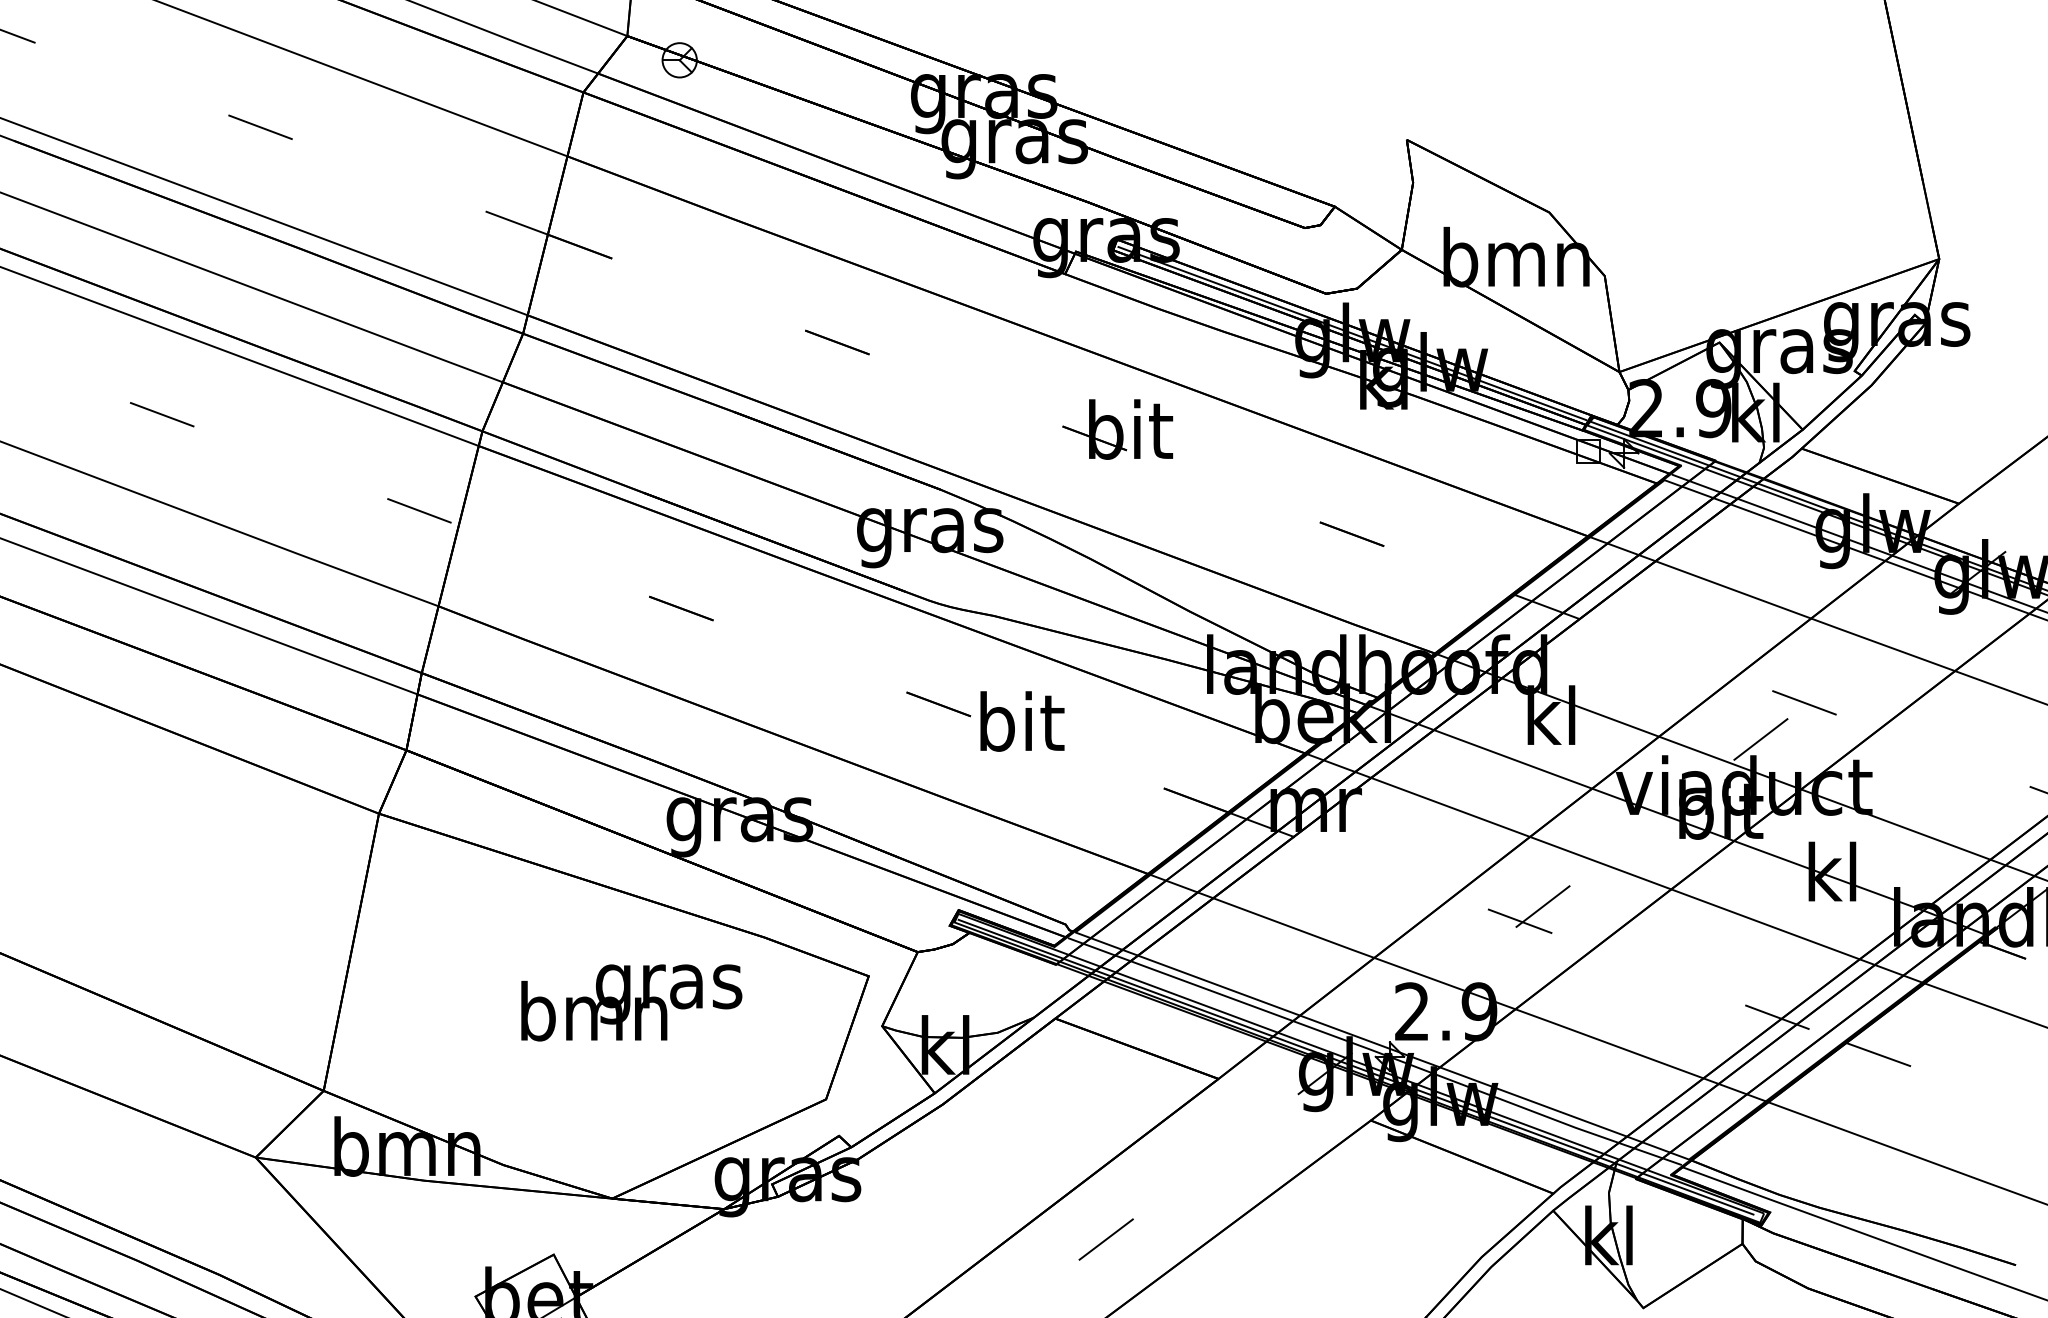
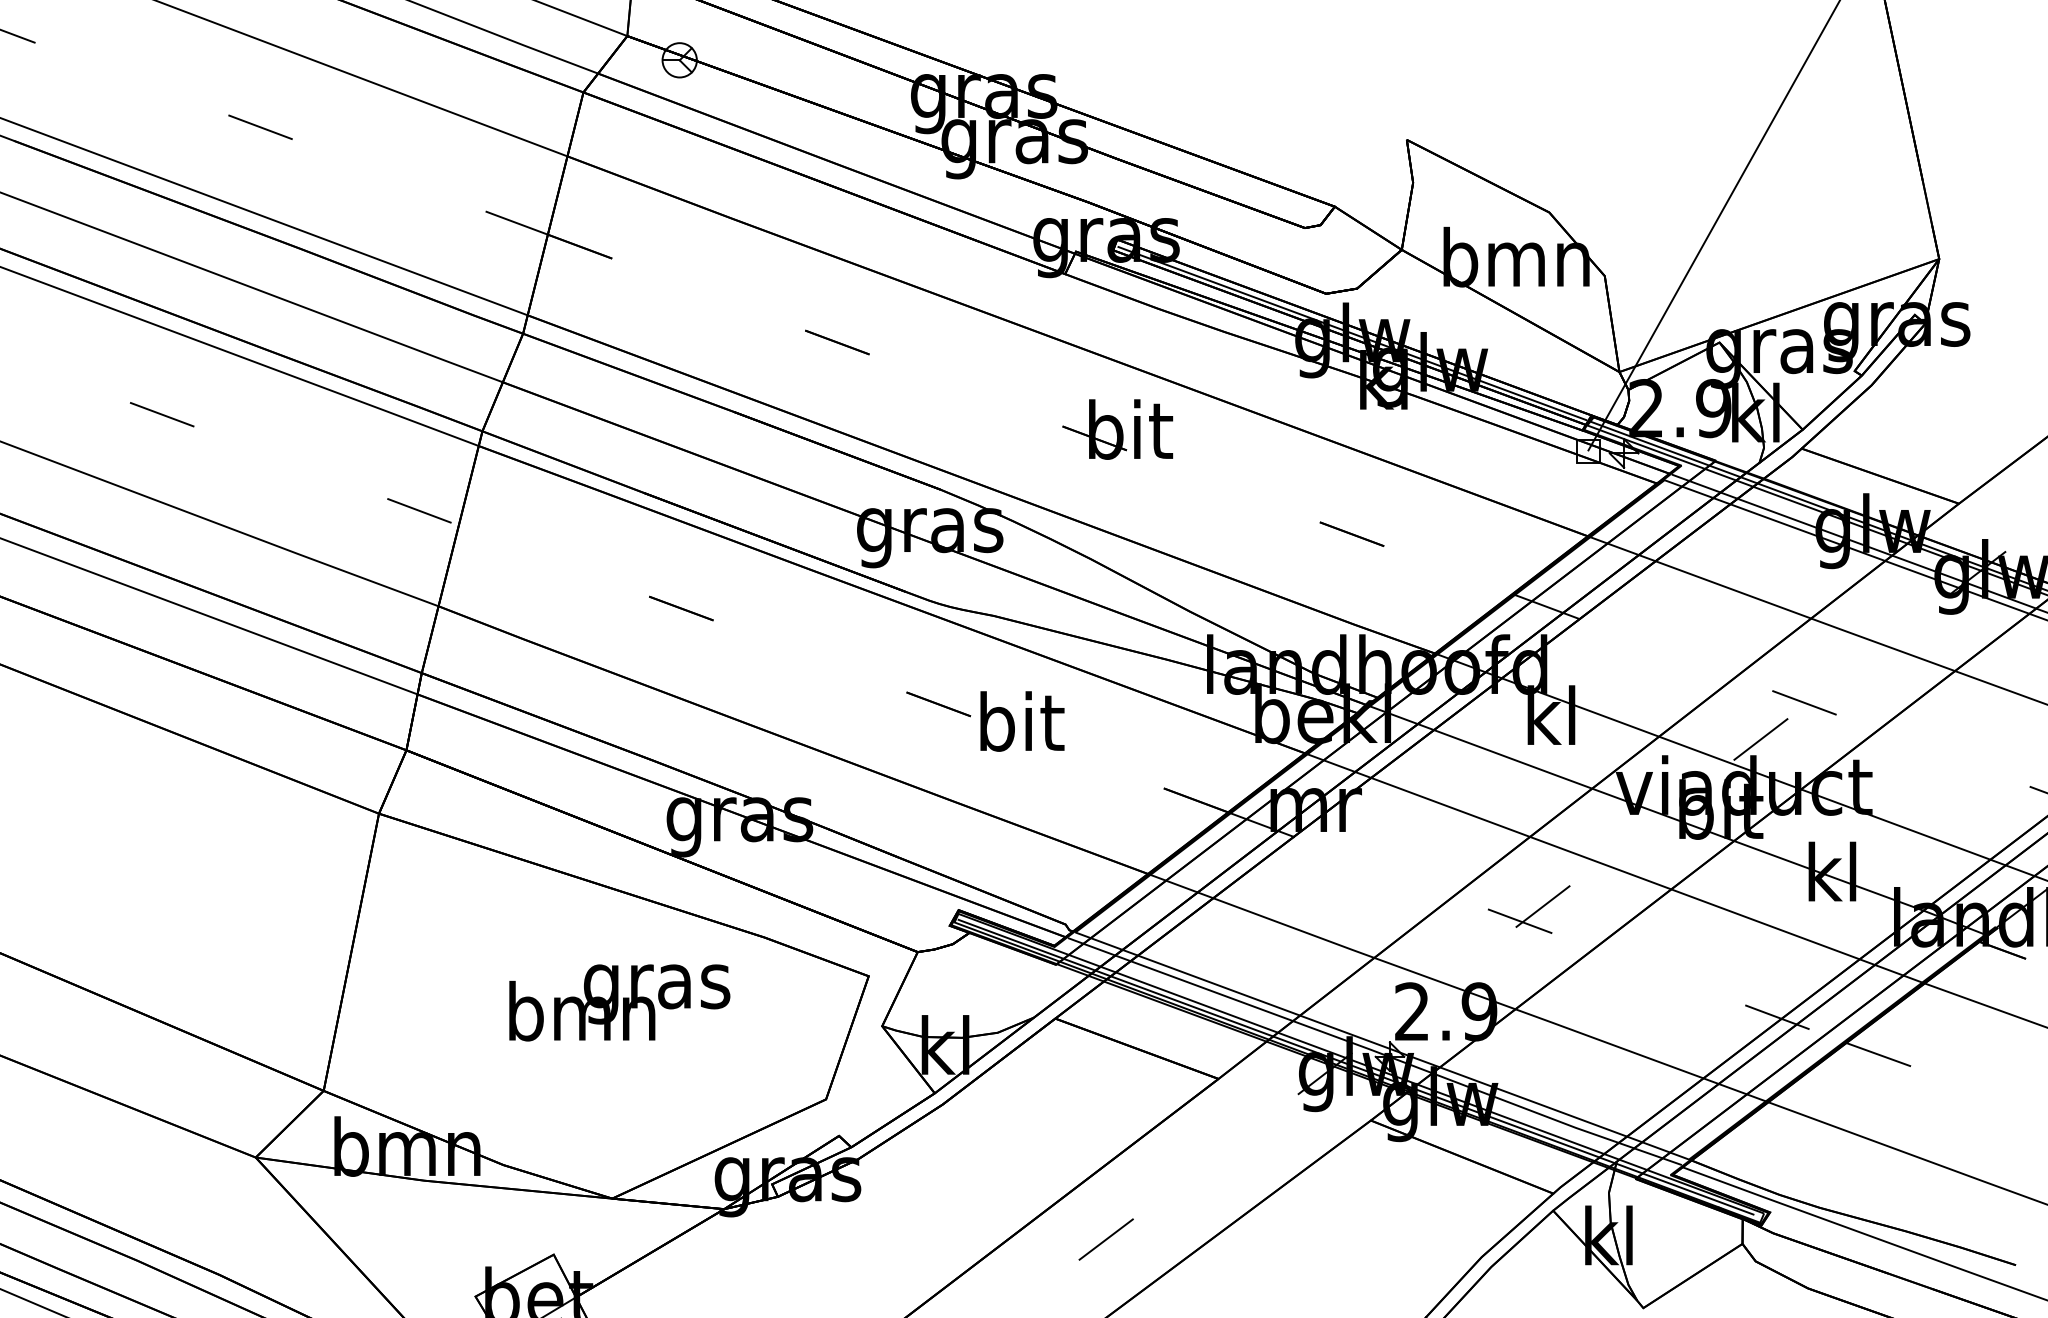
line: none -> present (1713, 226)
text position: (631, 1002) -> (619, 1002) (619, 1002)
